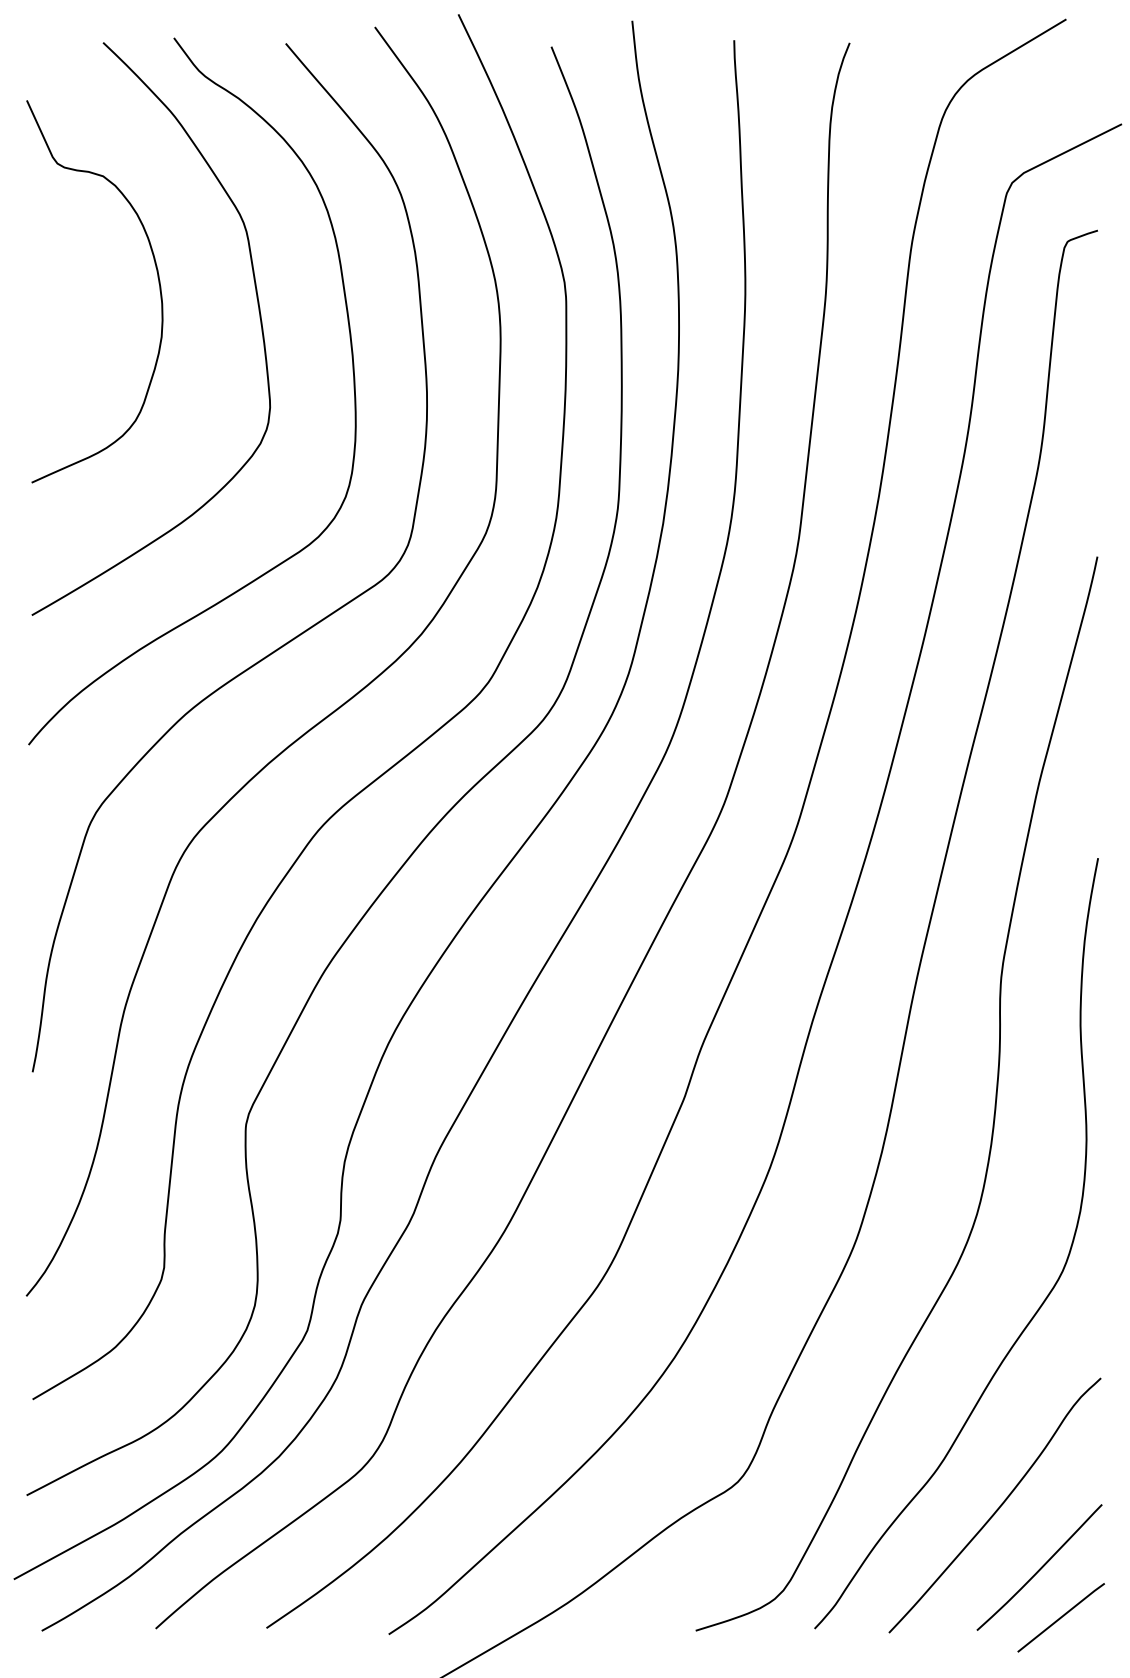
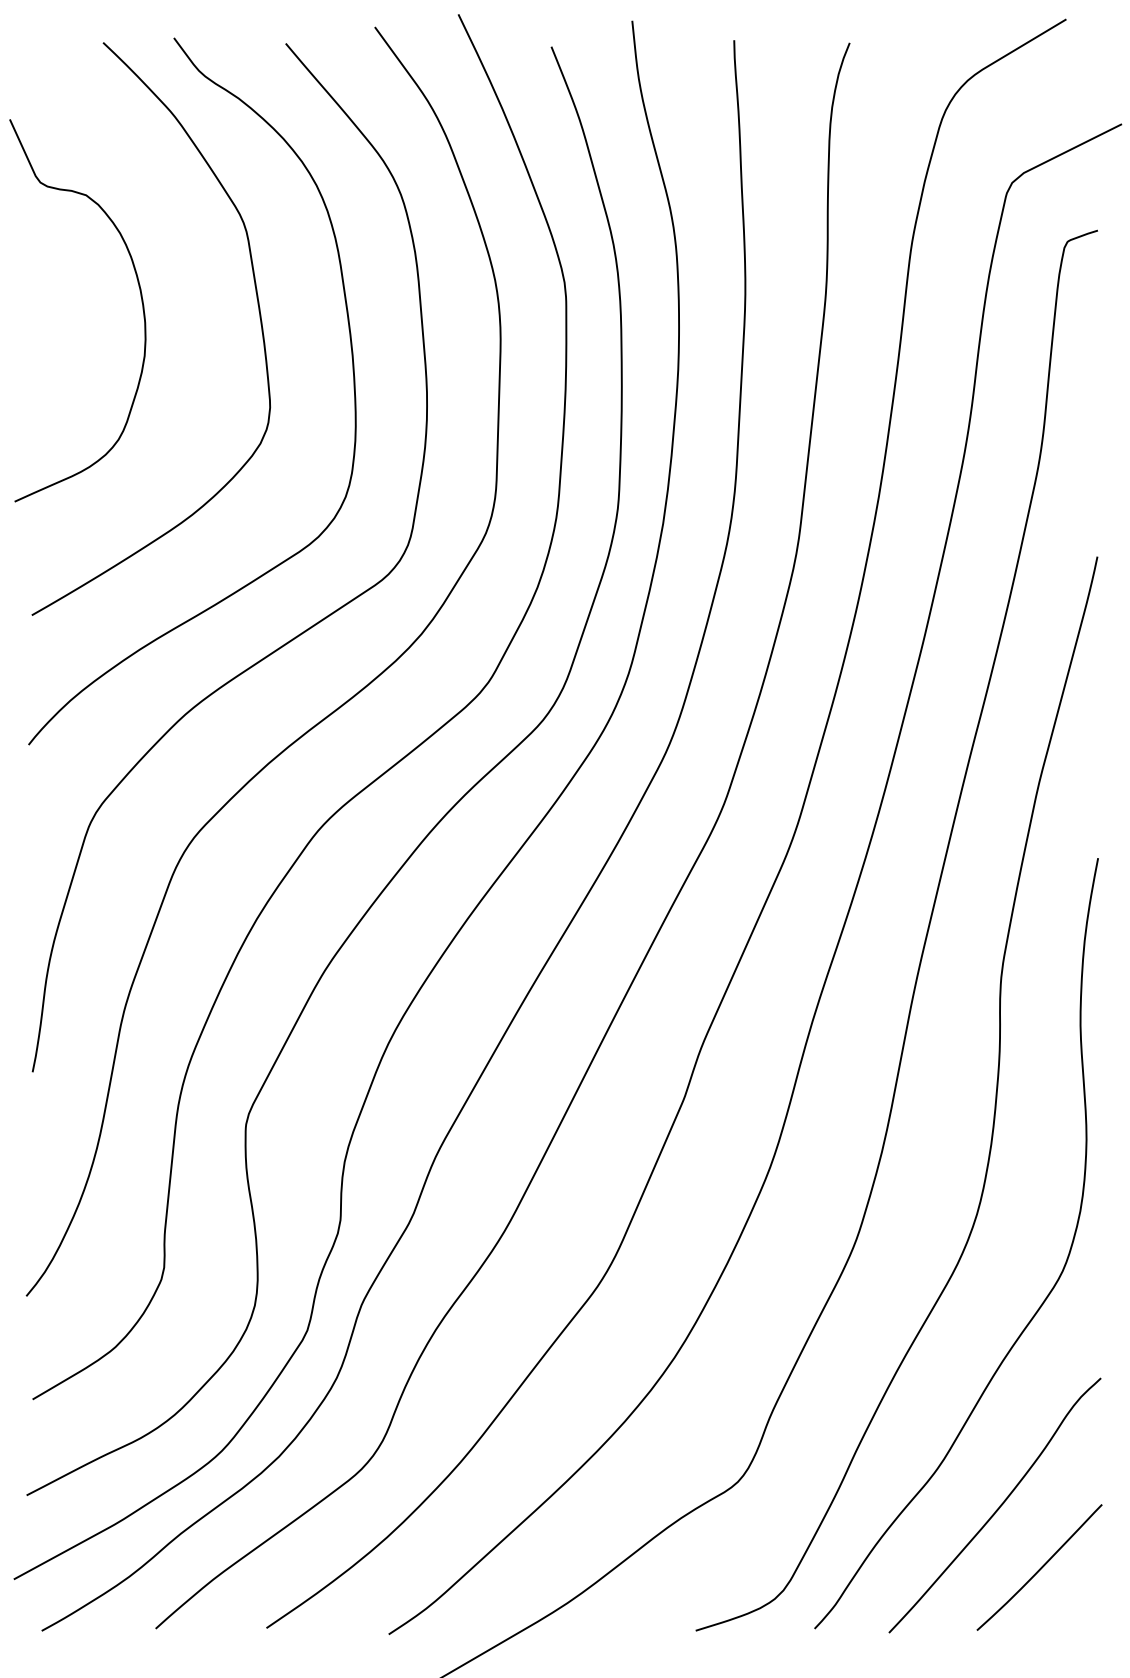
curve position: (158, 283) -> (141, 302) (141, 302)
line: present -> none (1060, 1617)
